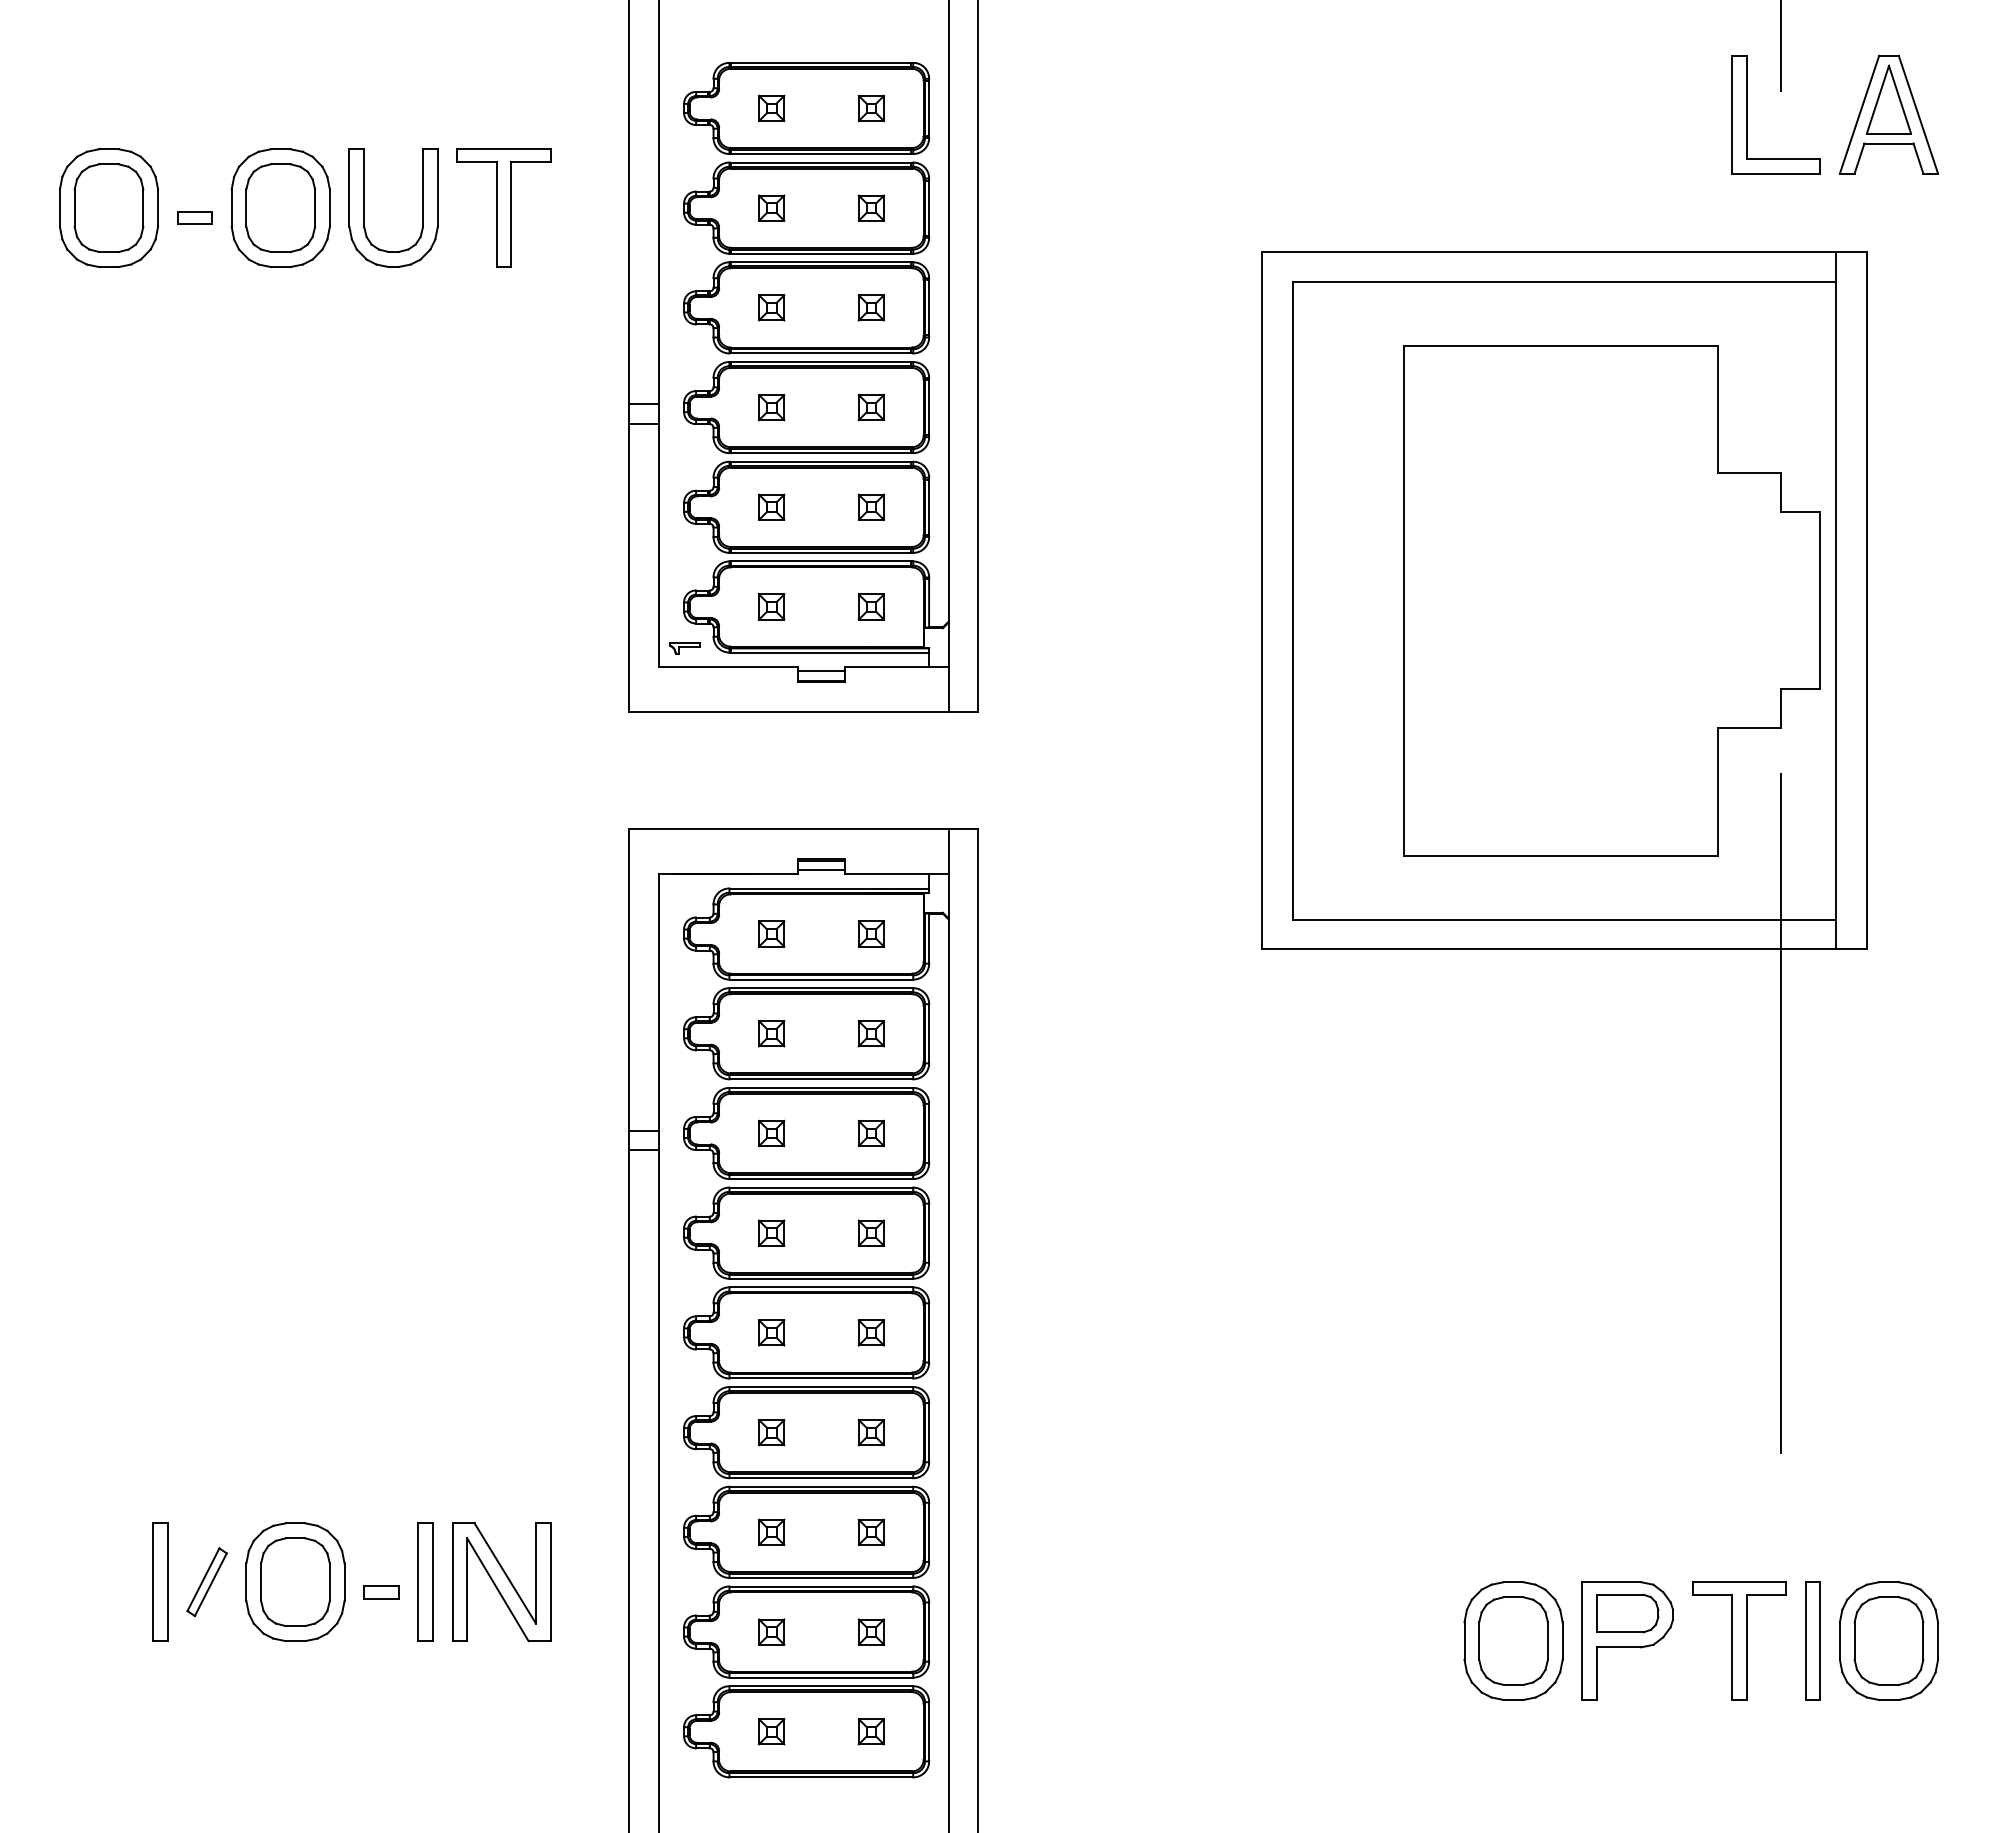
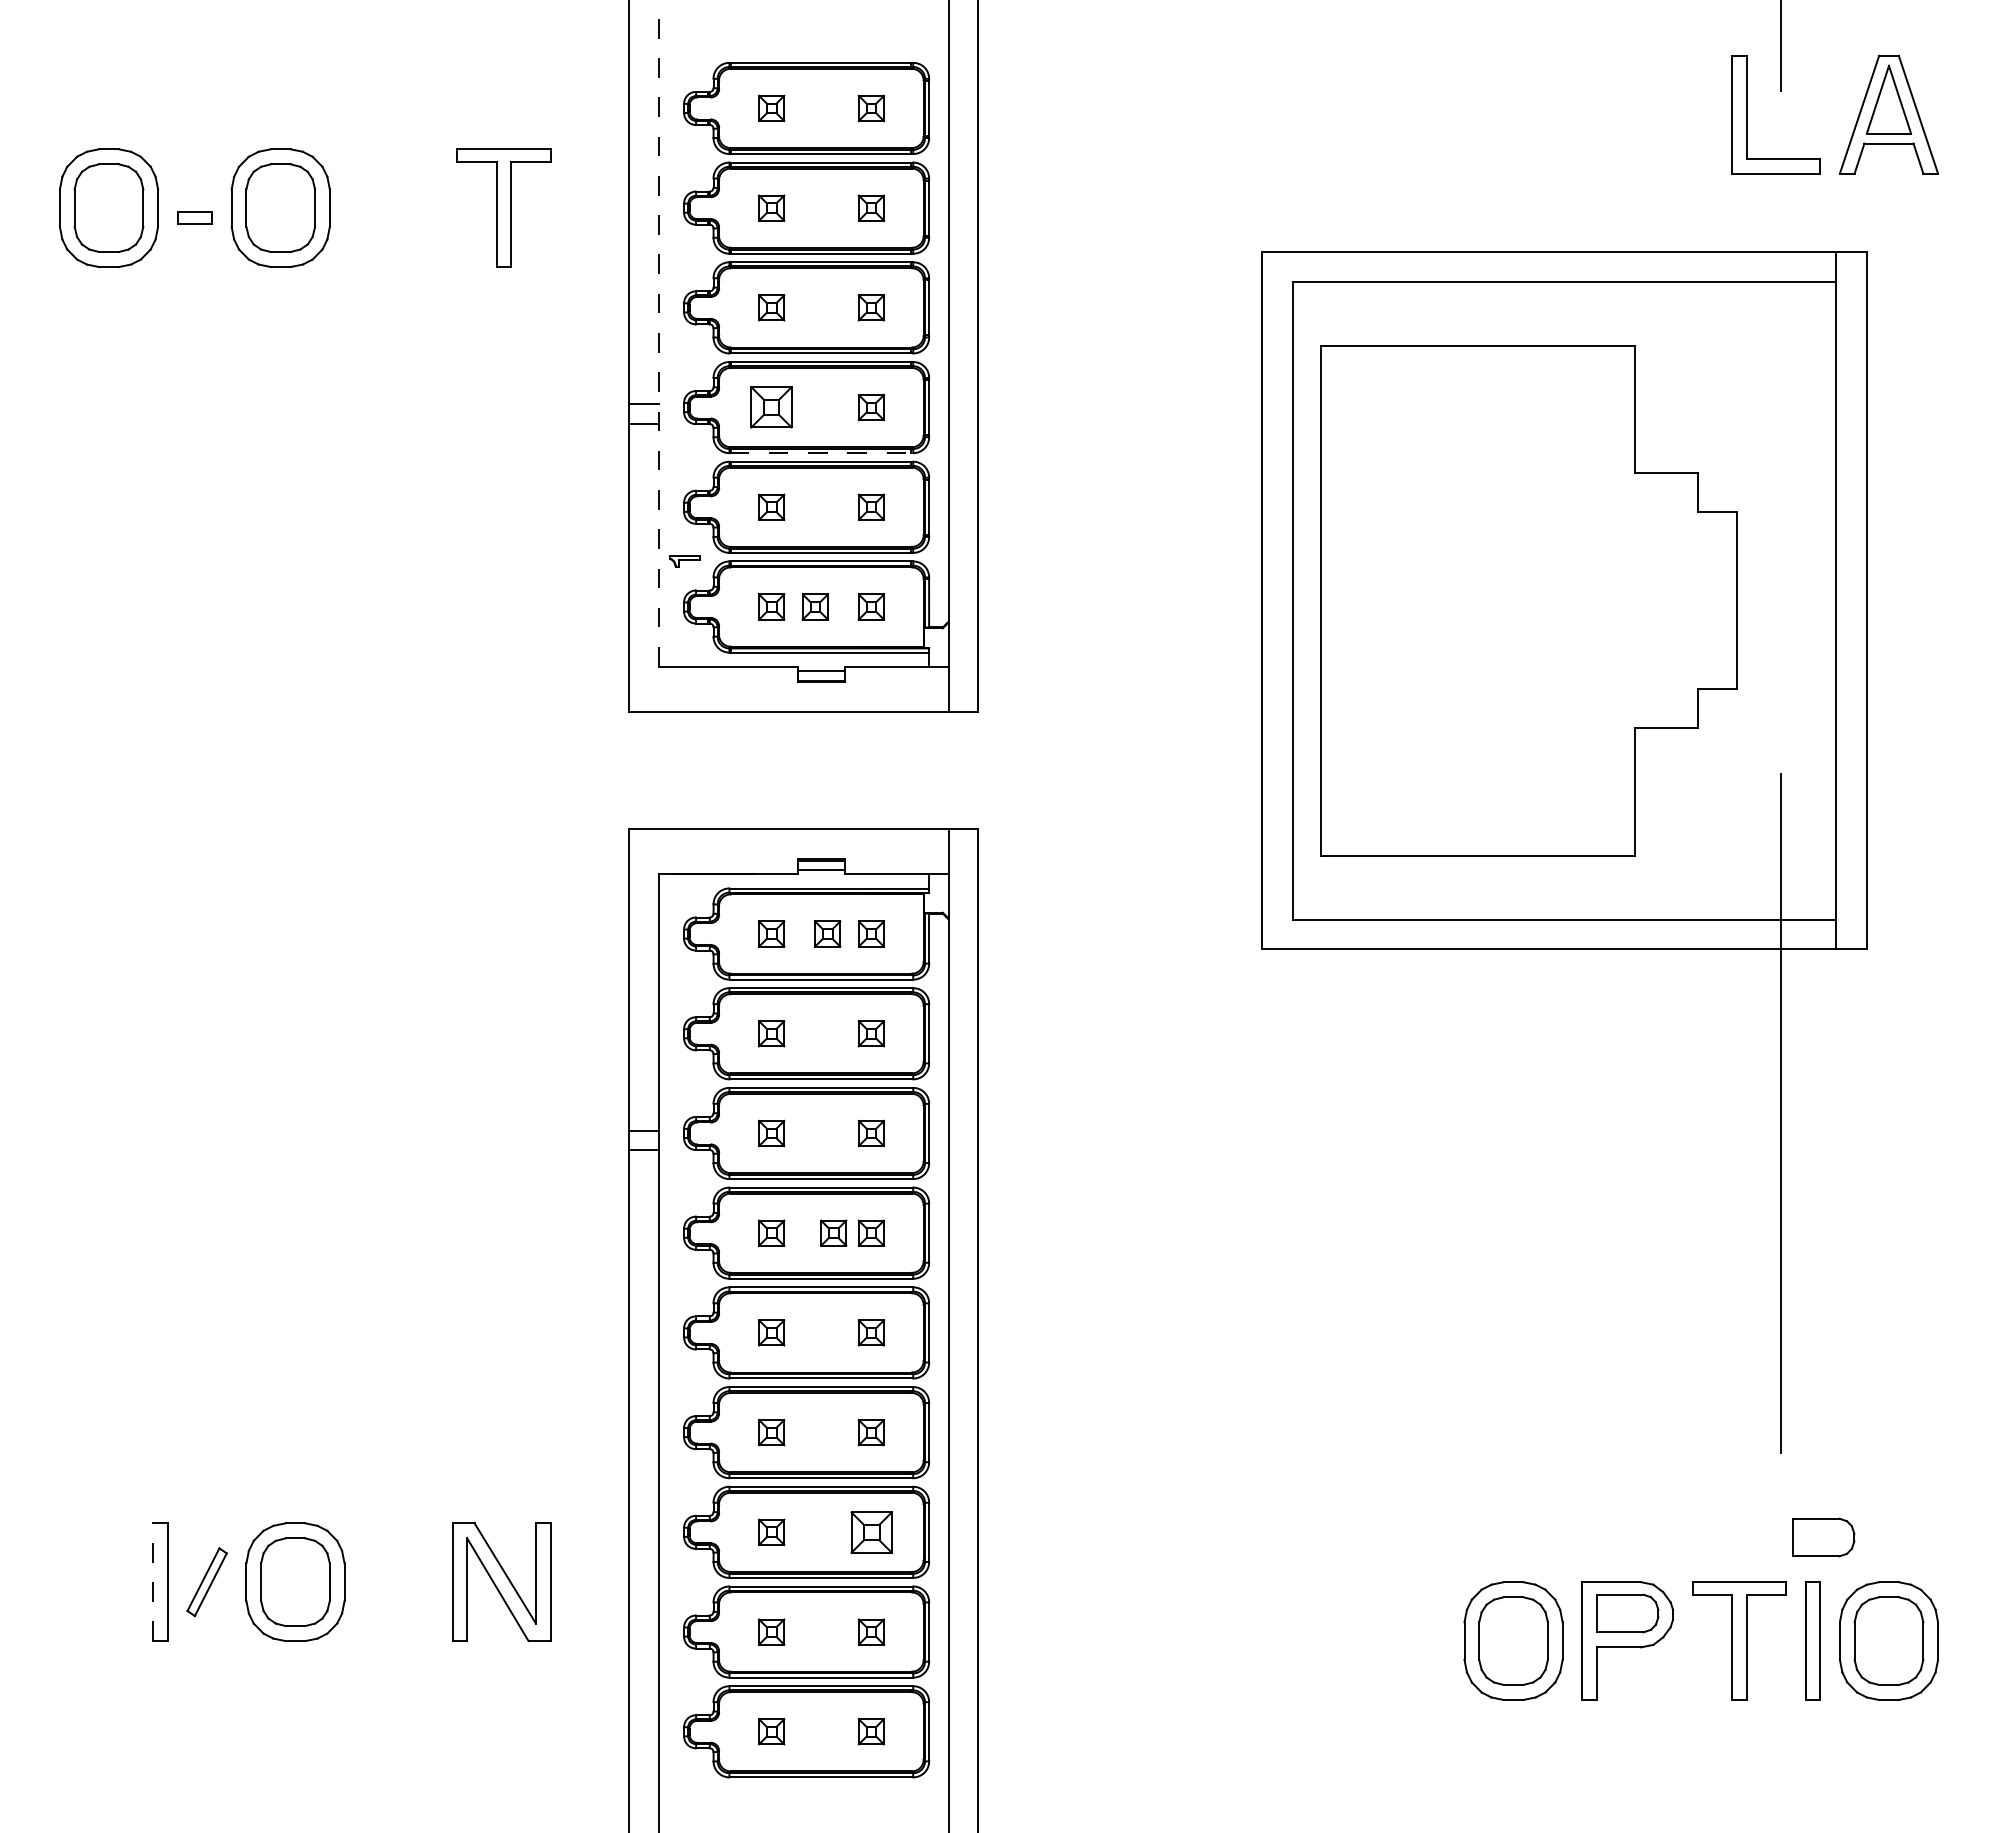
part: present -> none (364, 207)
line: solid -> dashed (658, 333)
part size: 28x28 px -> 43x43 px (771, 407)
line: solid -> dashed (821, 453)
part position: (1611, 600) -> (1528, 600) (1528, 600)
part: none -> present (814, 606)
part position: (684, 648) -> (684, 561) (684, 561)
part: none -> present (827, 933)
part: none -> present (833, 1232)
part size: 28x28 px -> 43x43 px (871, 1532)
part: none -> present (1823, 1537)
part: present -> none (425, 1581)
line: solid -> dashed (153, 1582)
part: present -> none (381, 1592)
